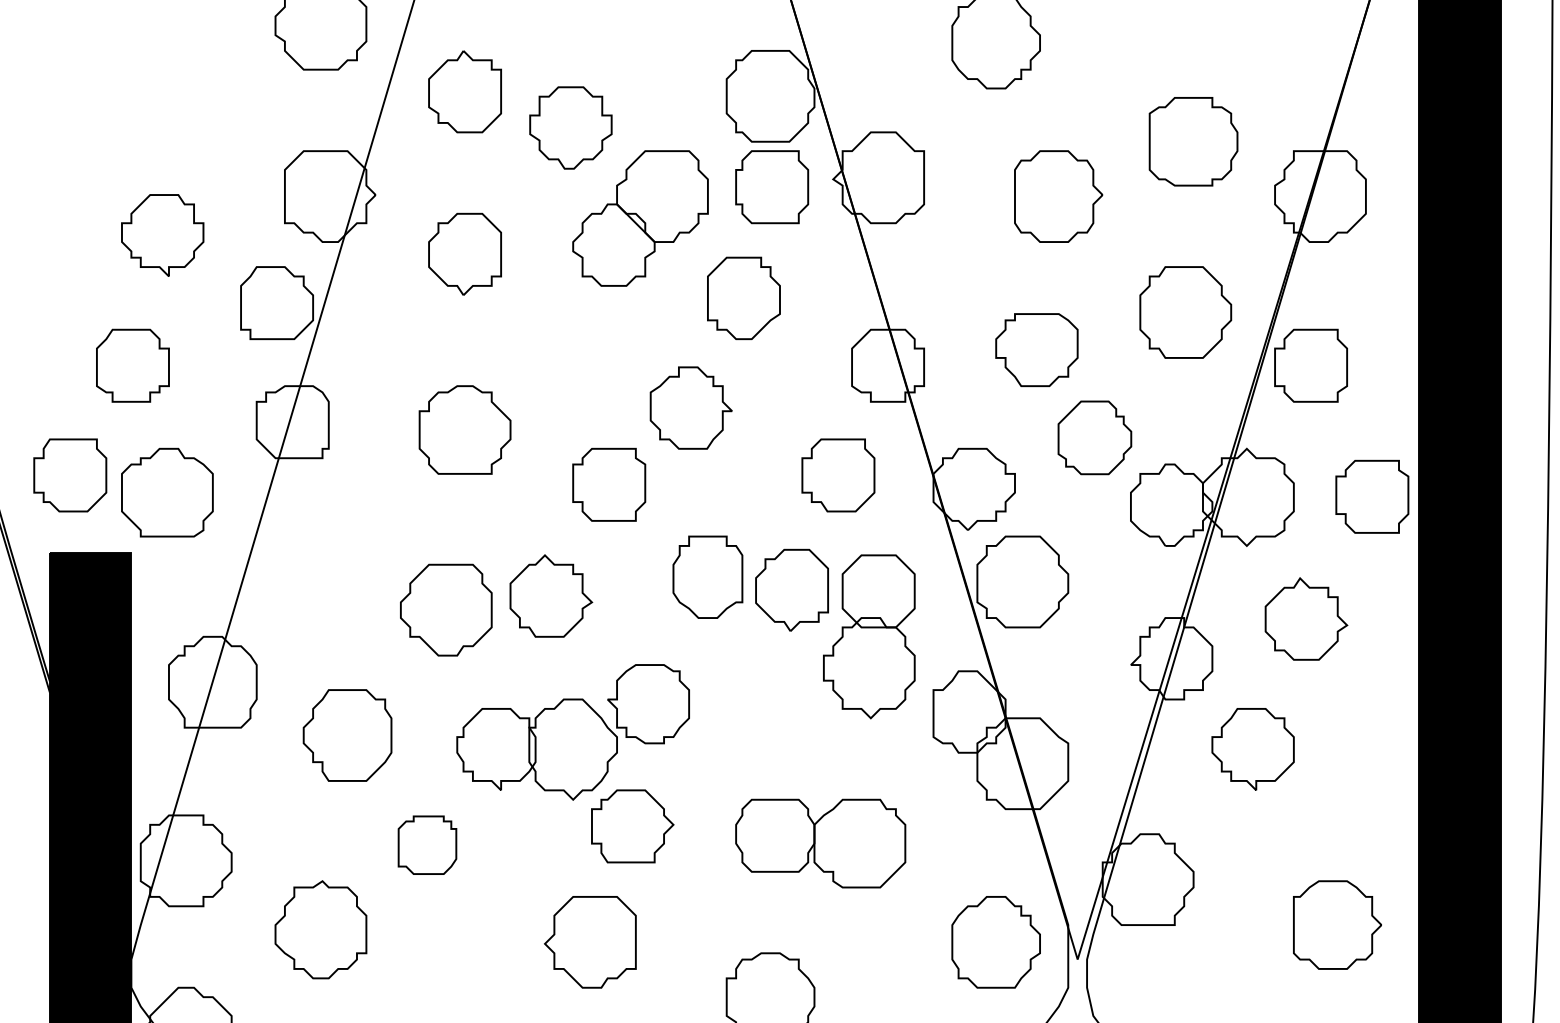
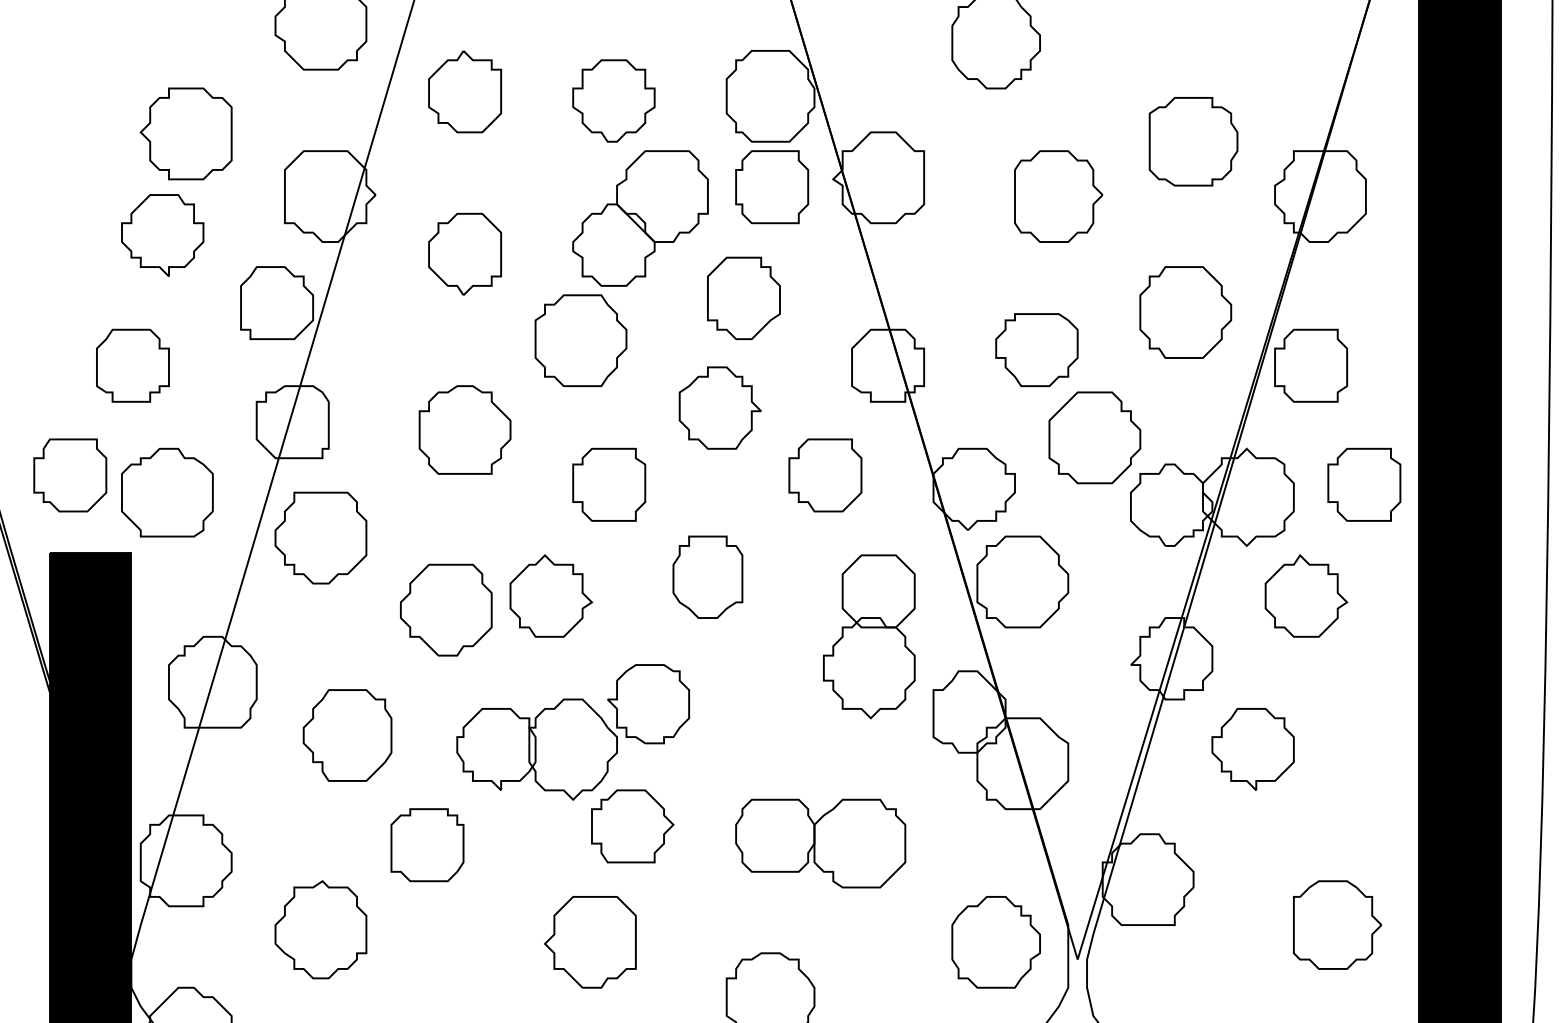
part position: (570, 127) -> (613, 100) (613, 100)
part: none -> present (185, 133)
part: none -> present (580, 340)
part position: (690, 407) -> (719, 407) (719, 407)
part size: 76x76 px -> 94x94 px (1094, 437)
part position: (838, 475) -> (825, 475) (825, 475)
part position: (1372, 496) -> (1364, 484) (1364, 484)
part: none -> present (320, 537)
part: present -> none (791, 589)
part position: (1306, 618) -> (1306, 595) (1306, 595)
part size: 61x60 px -> 75x75 px (427, 845)
